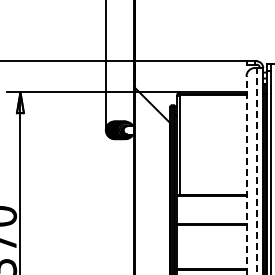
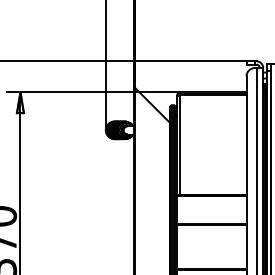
line: dashed -> solid (256, 170)
line: dashed -> solid (246, 175)
